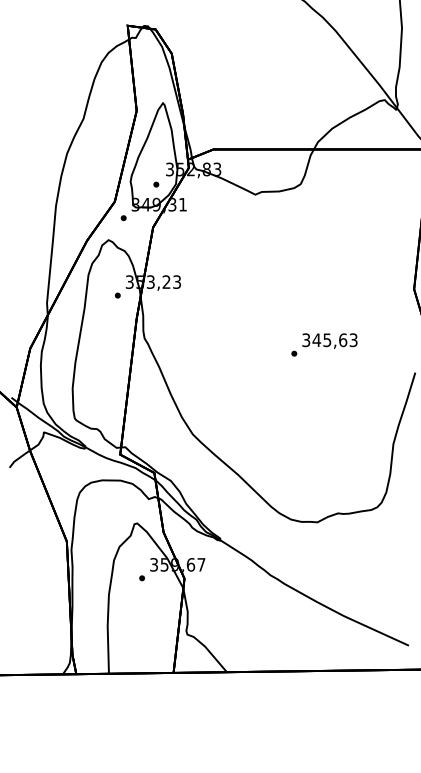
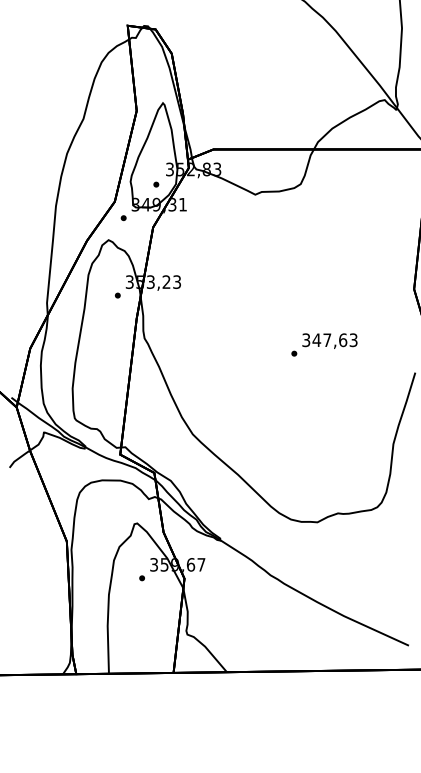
text: 345,63 -> 347,63 (327, 340)
